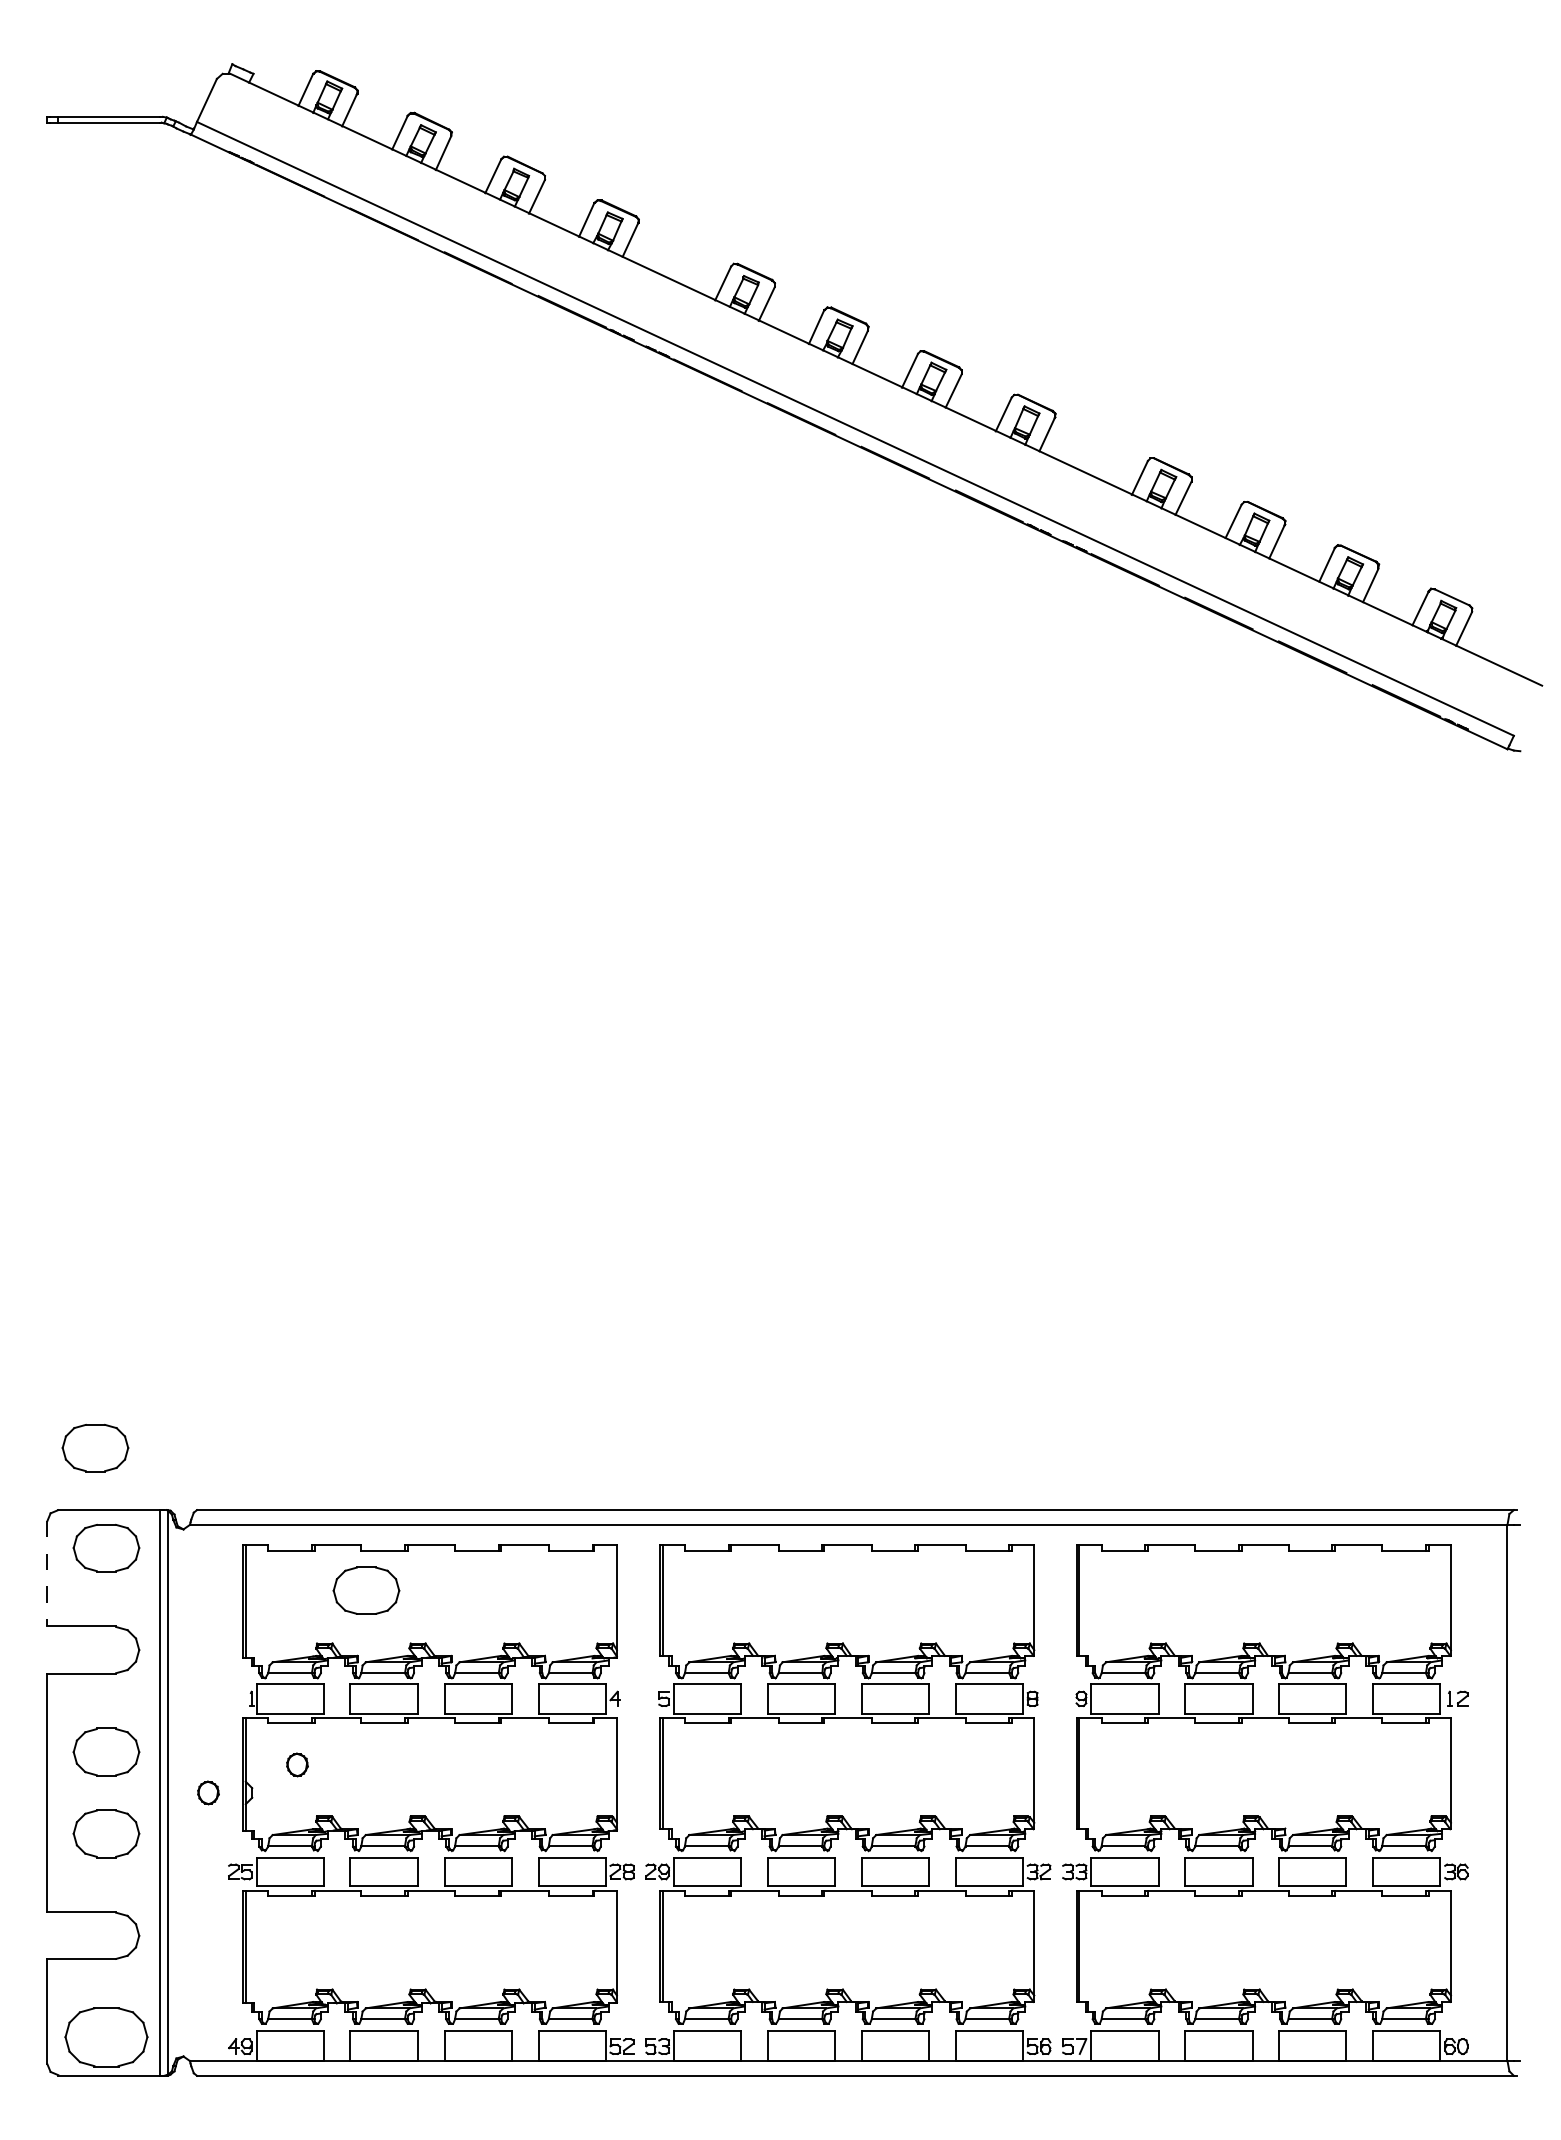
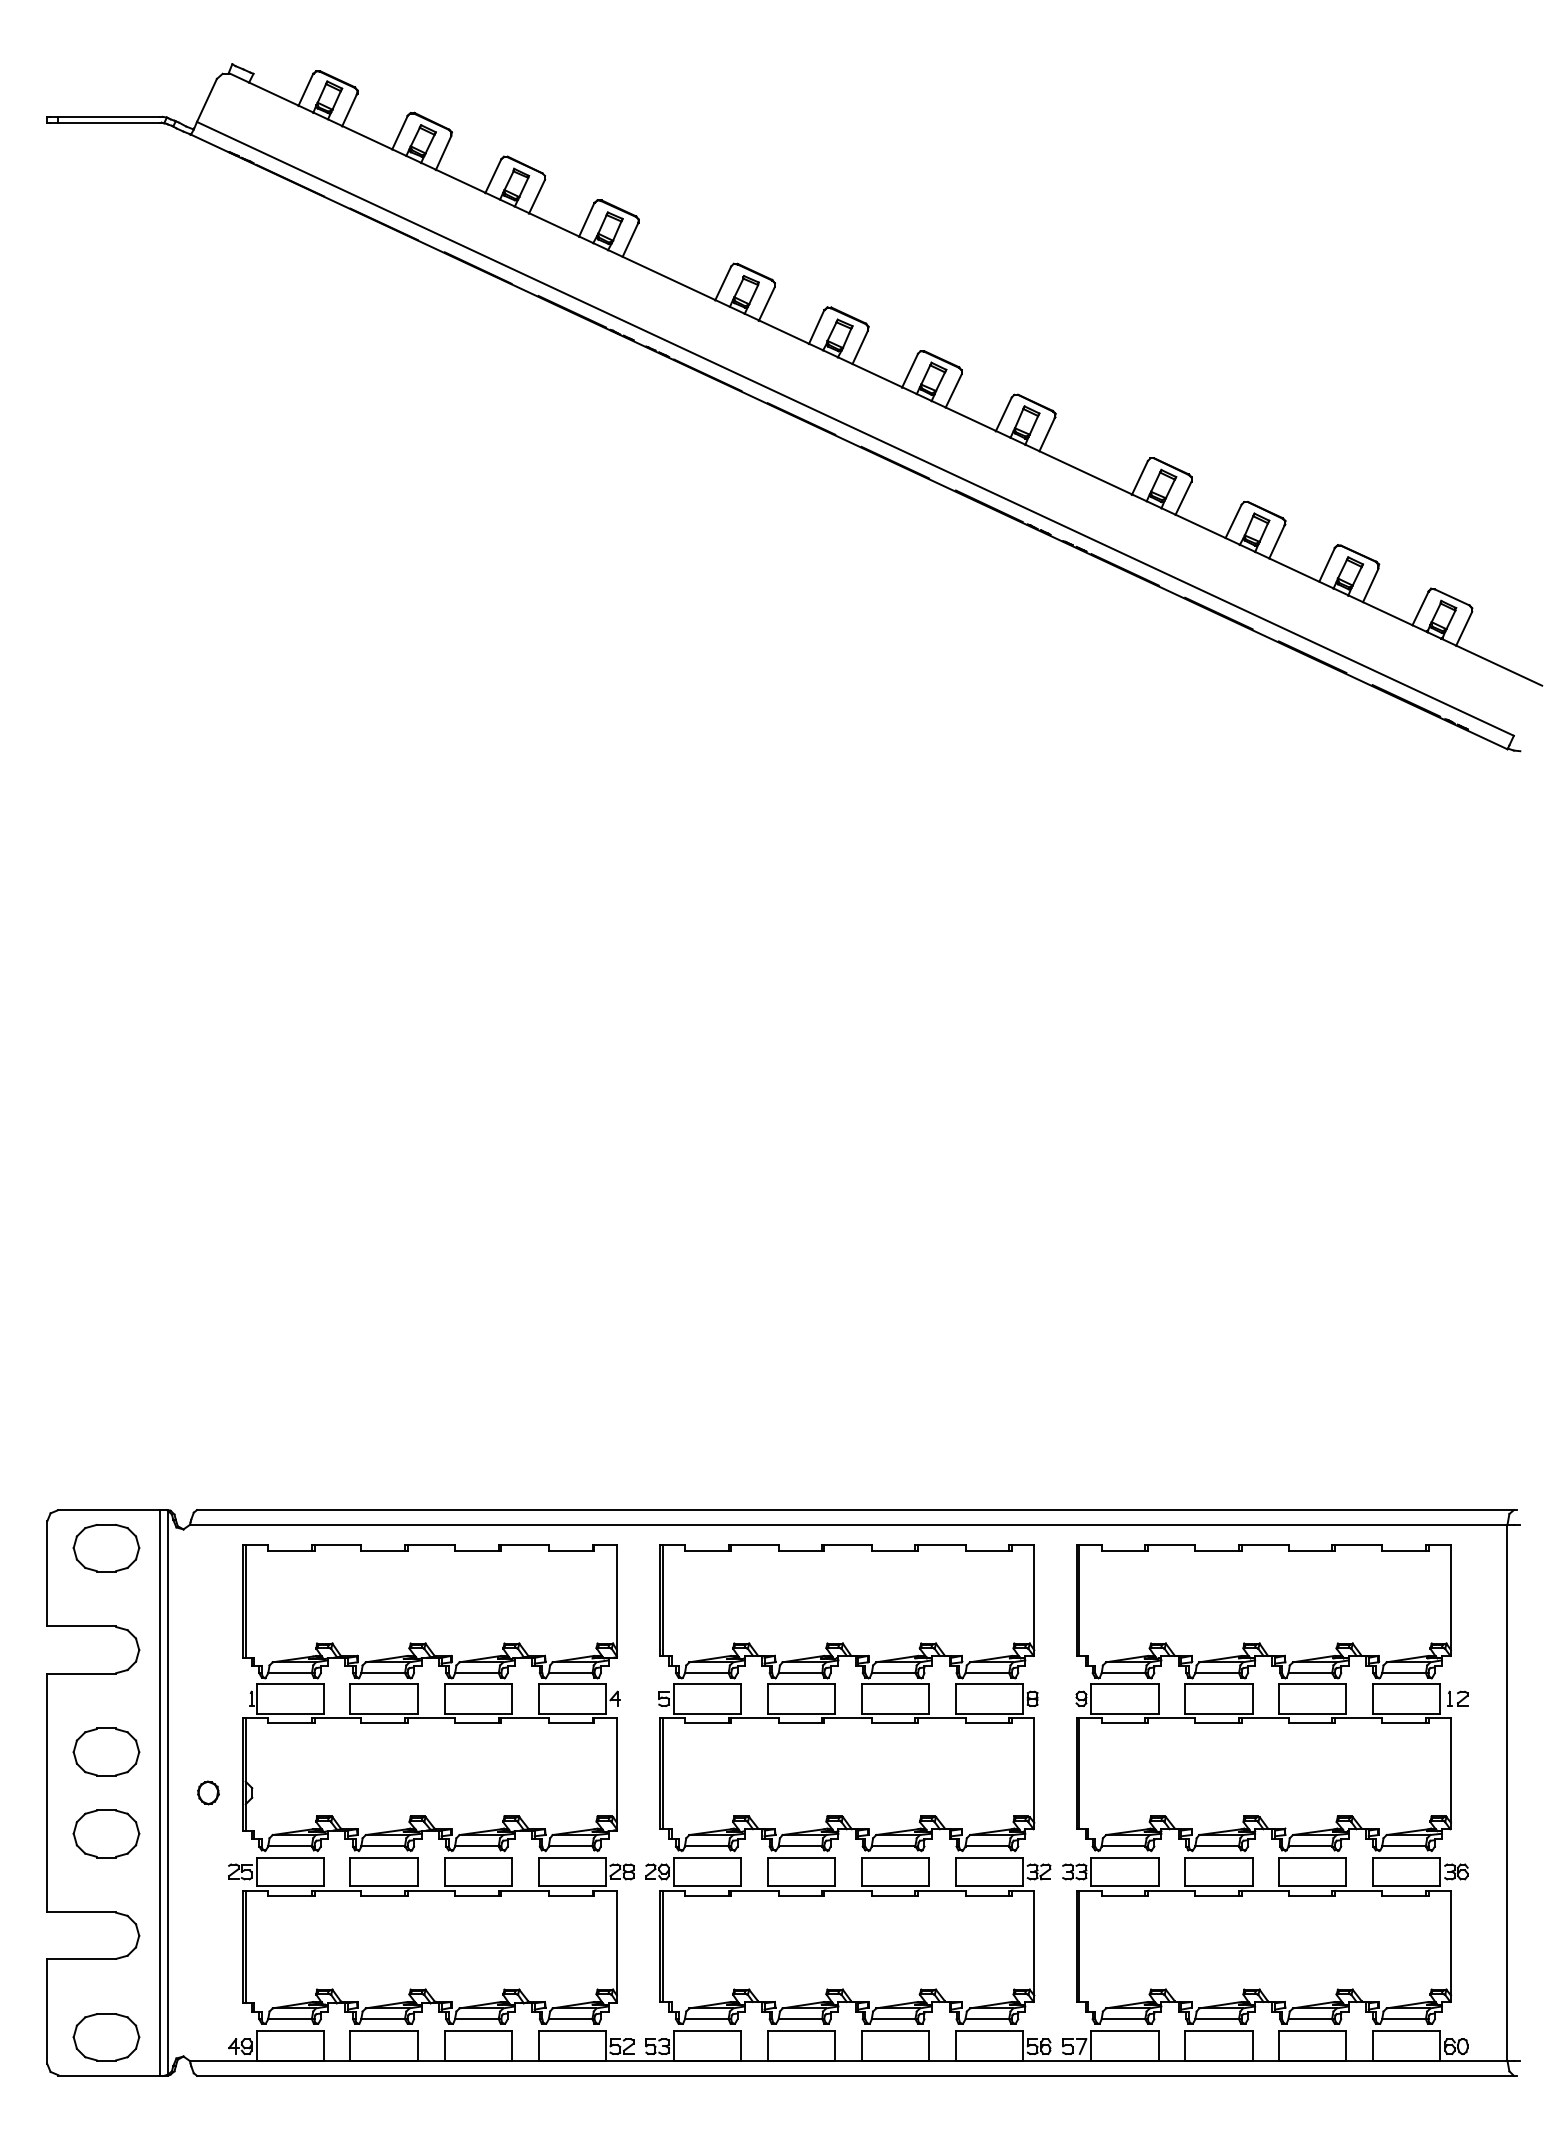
part: present -> none (95, 1447)
line: dashed -> solid (46, 1573)
part: present -> none (366, 1590)
part: present -> none (297, 1764)
part size: 85x61 px -> 69x49 px (106, 2037)
